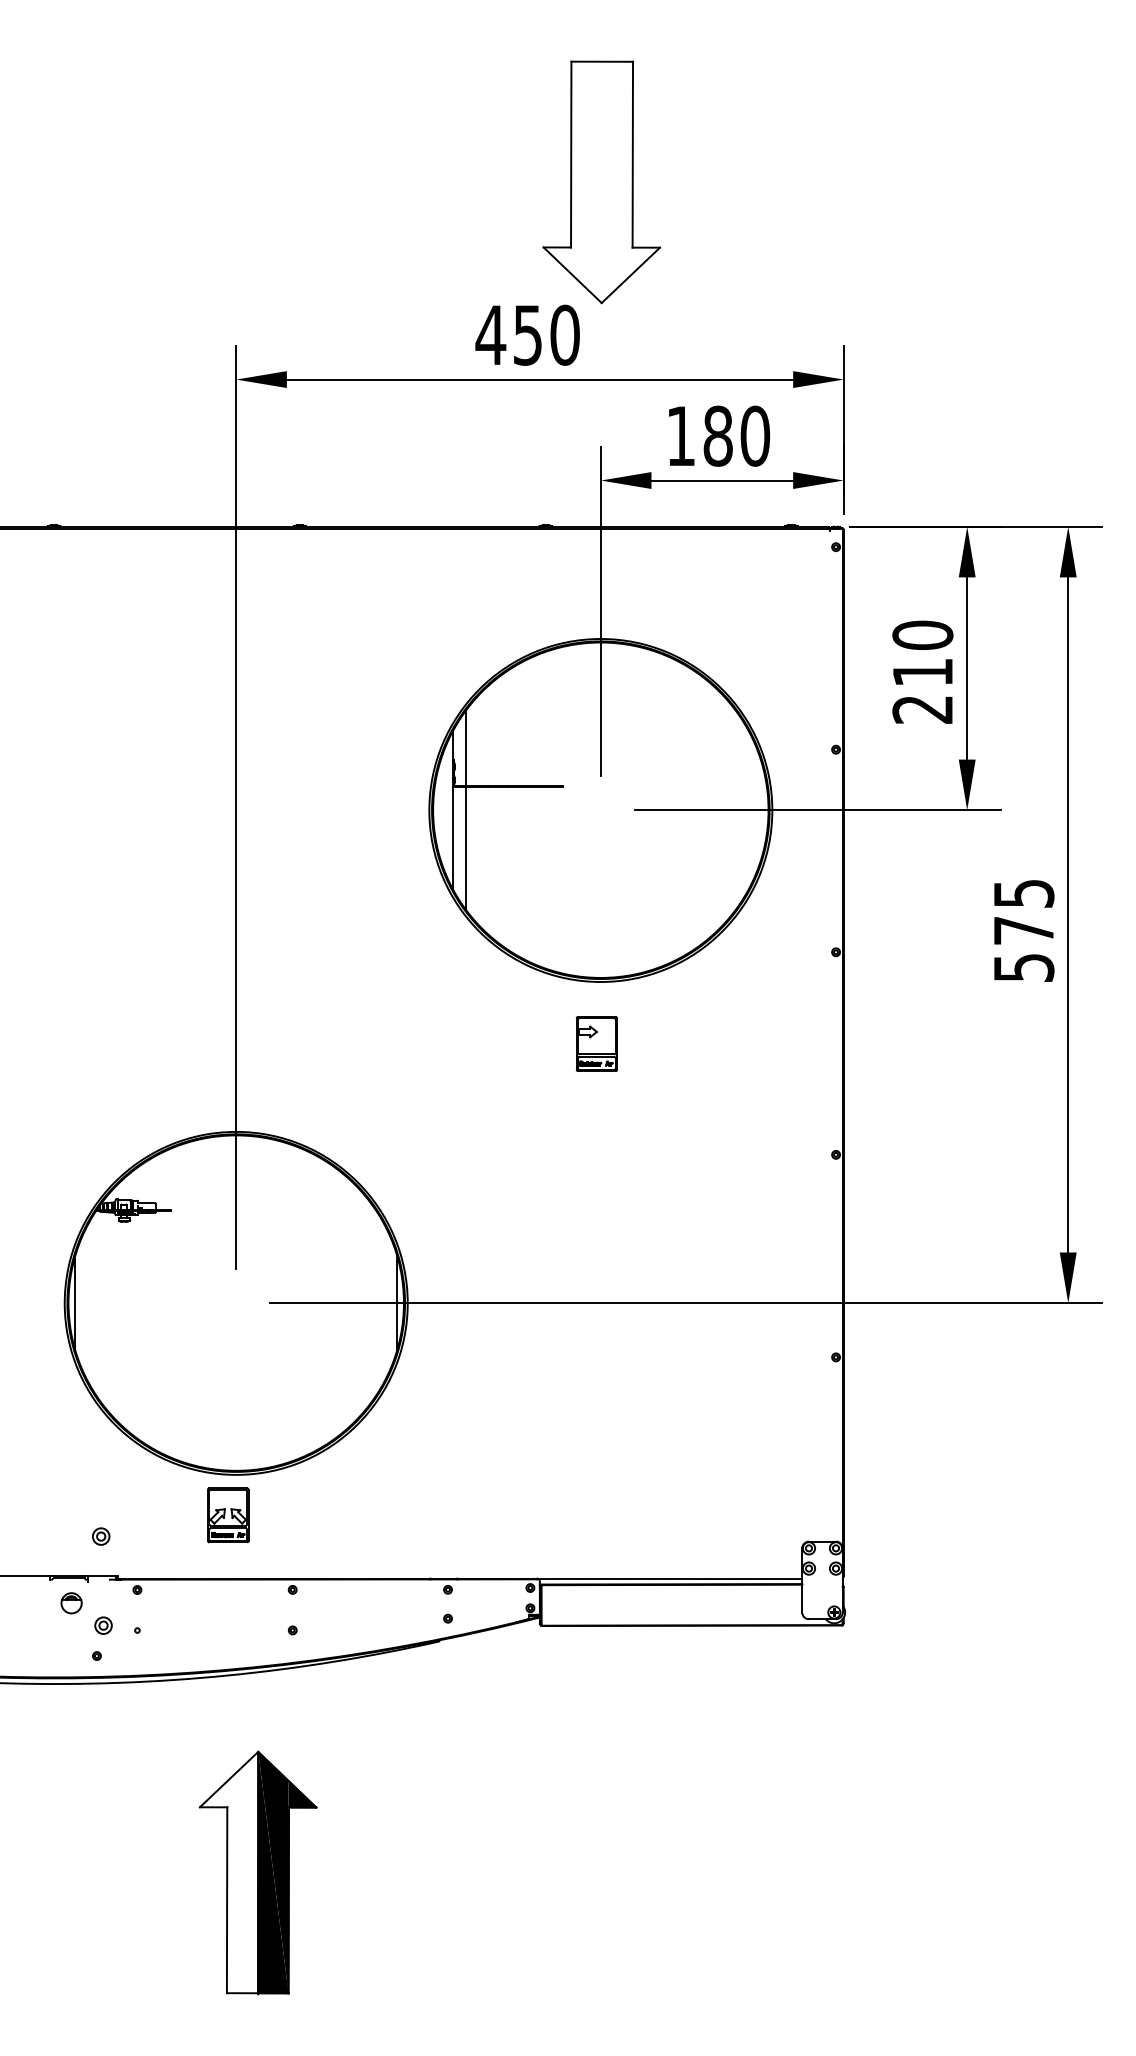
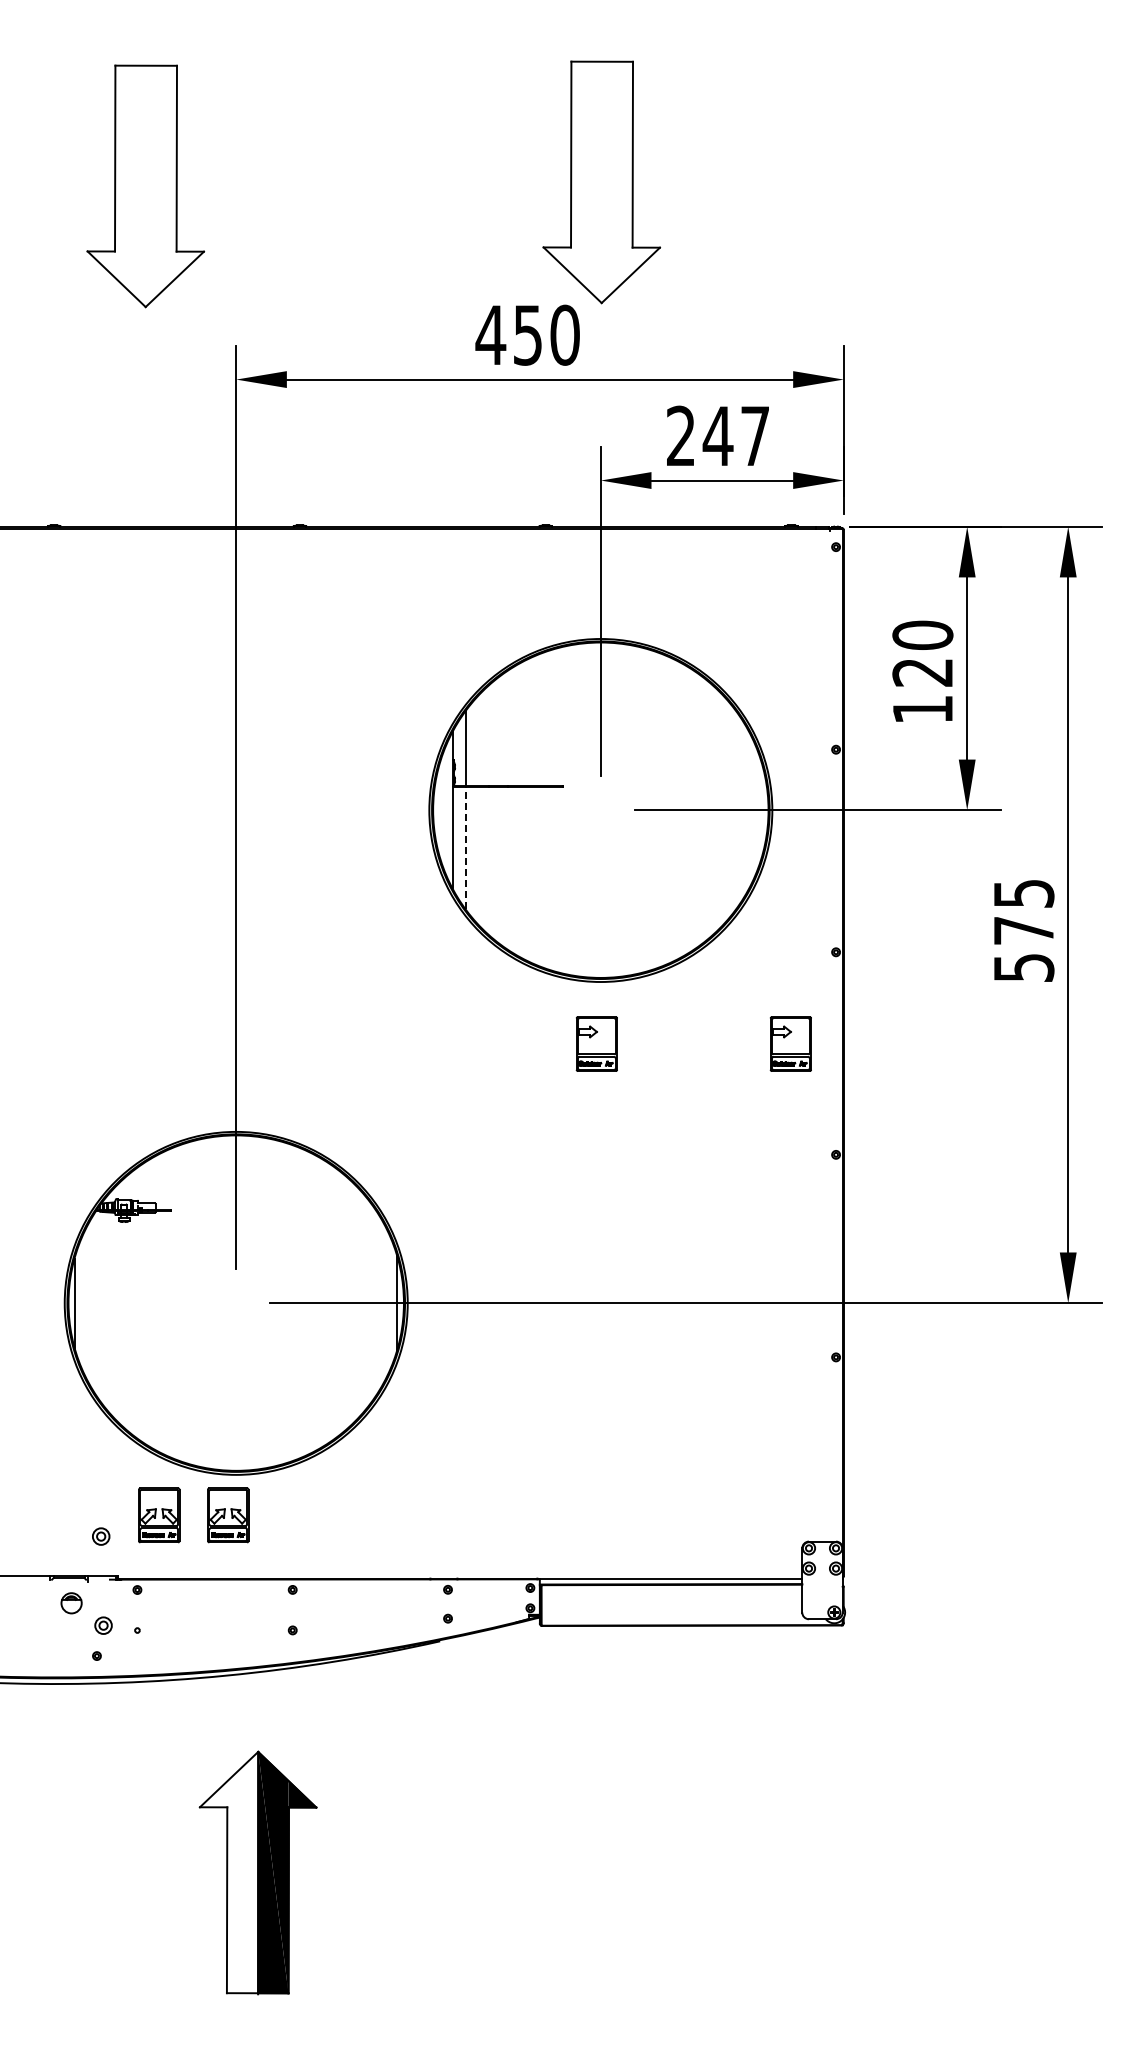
part: none -> present (145, 186)
text: 180 -> 247 (718, 435)
text: 210 -> 120 (922, 691)
line: solid -> dashed (465, 847)
part: none -> present (790, 1043)
part: none -> present (159, 1515)
